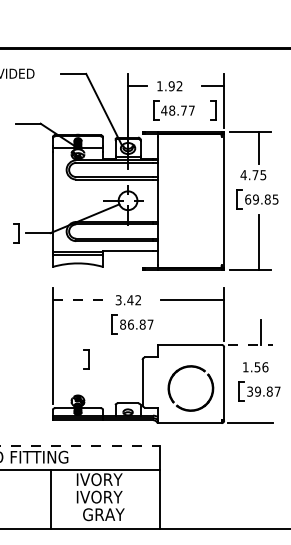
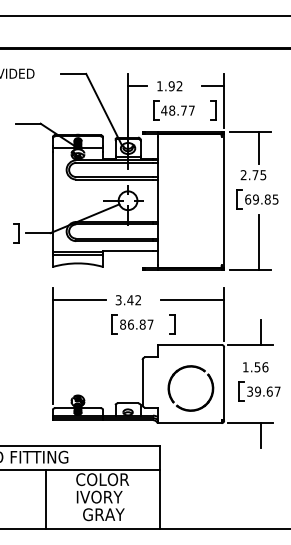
line: none -> present (144, 16)
text: 4.75 -> 2.75 (243, 175)
line: dashed -> solid (79, 300)
line: dashed -> solid (250, 344)
part position: (86, 359) -> (172, 324) (172, 324)
text: 39.87 -> 39.67 (269, 391)
line: none -> present (260, 435)
line: dashed -> solid (80, 445)
text: IVORY -> COLOR (102, 479)
line position: (51, 498) -> (46, 498) (46, 498)
